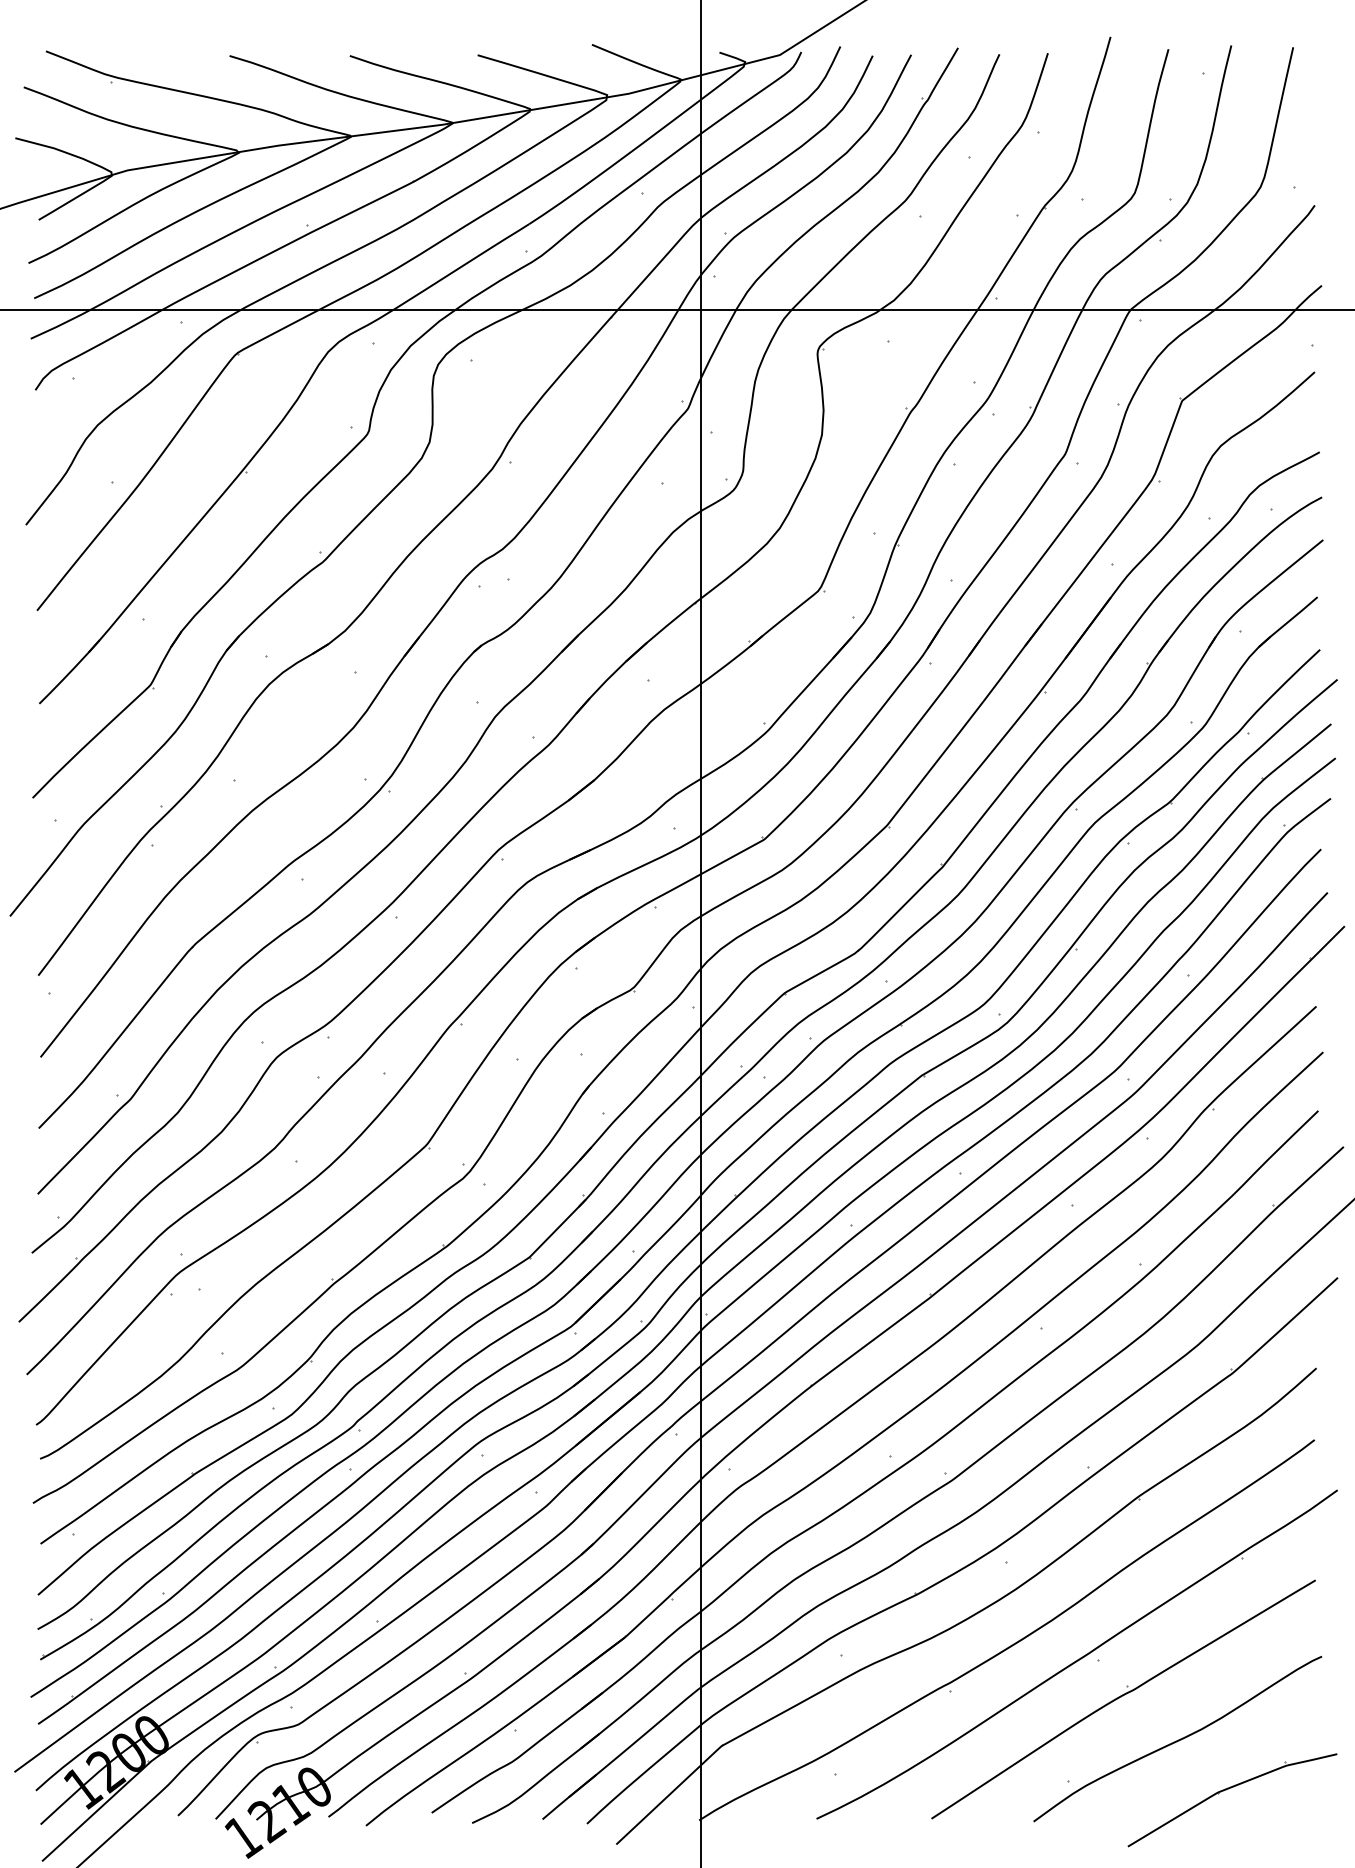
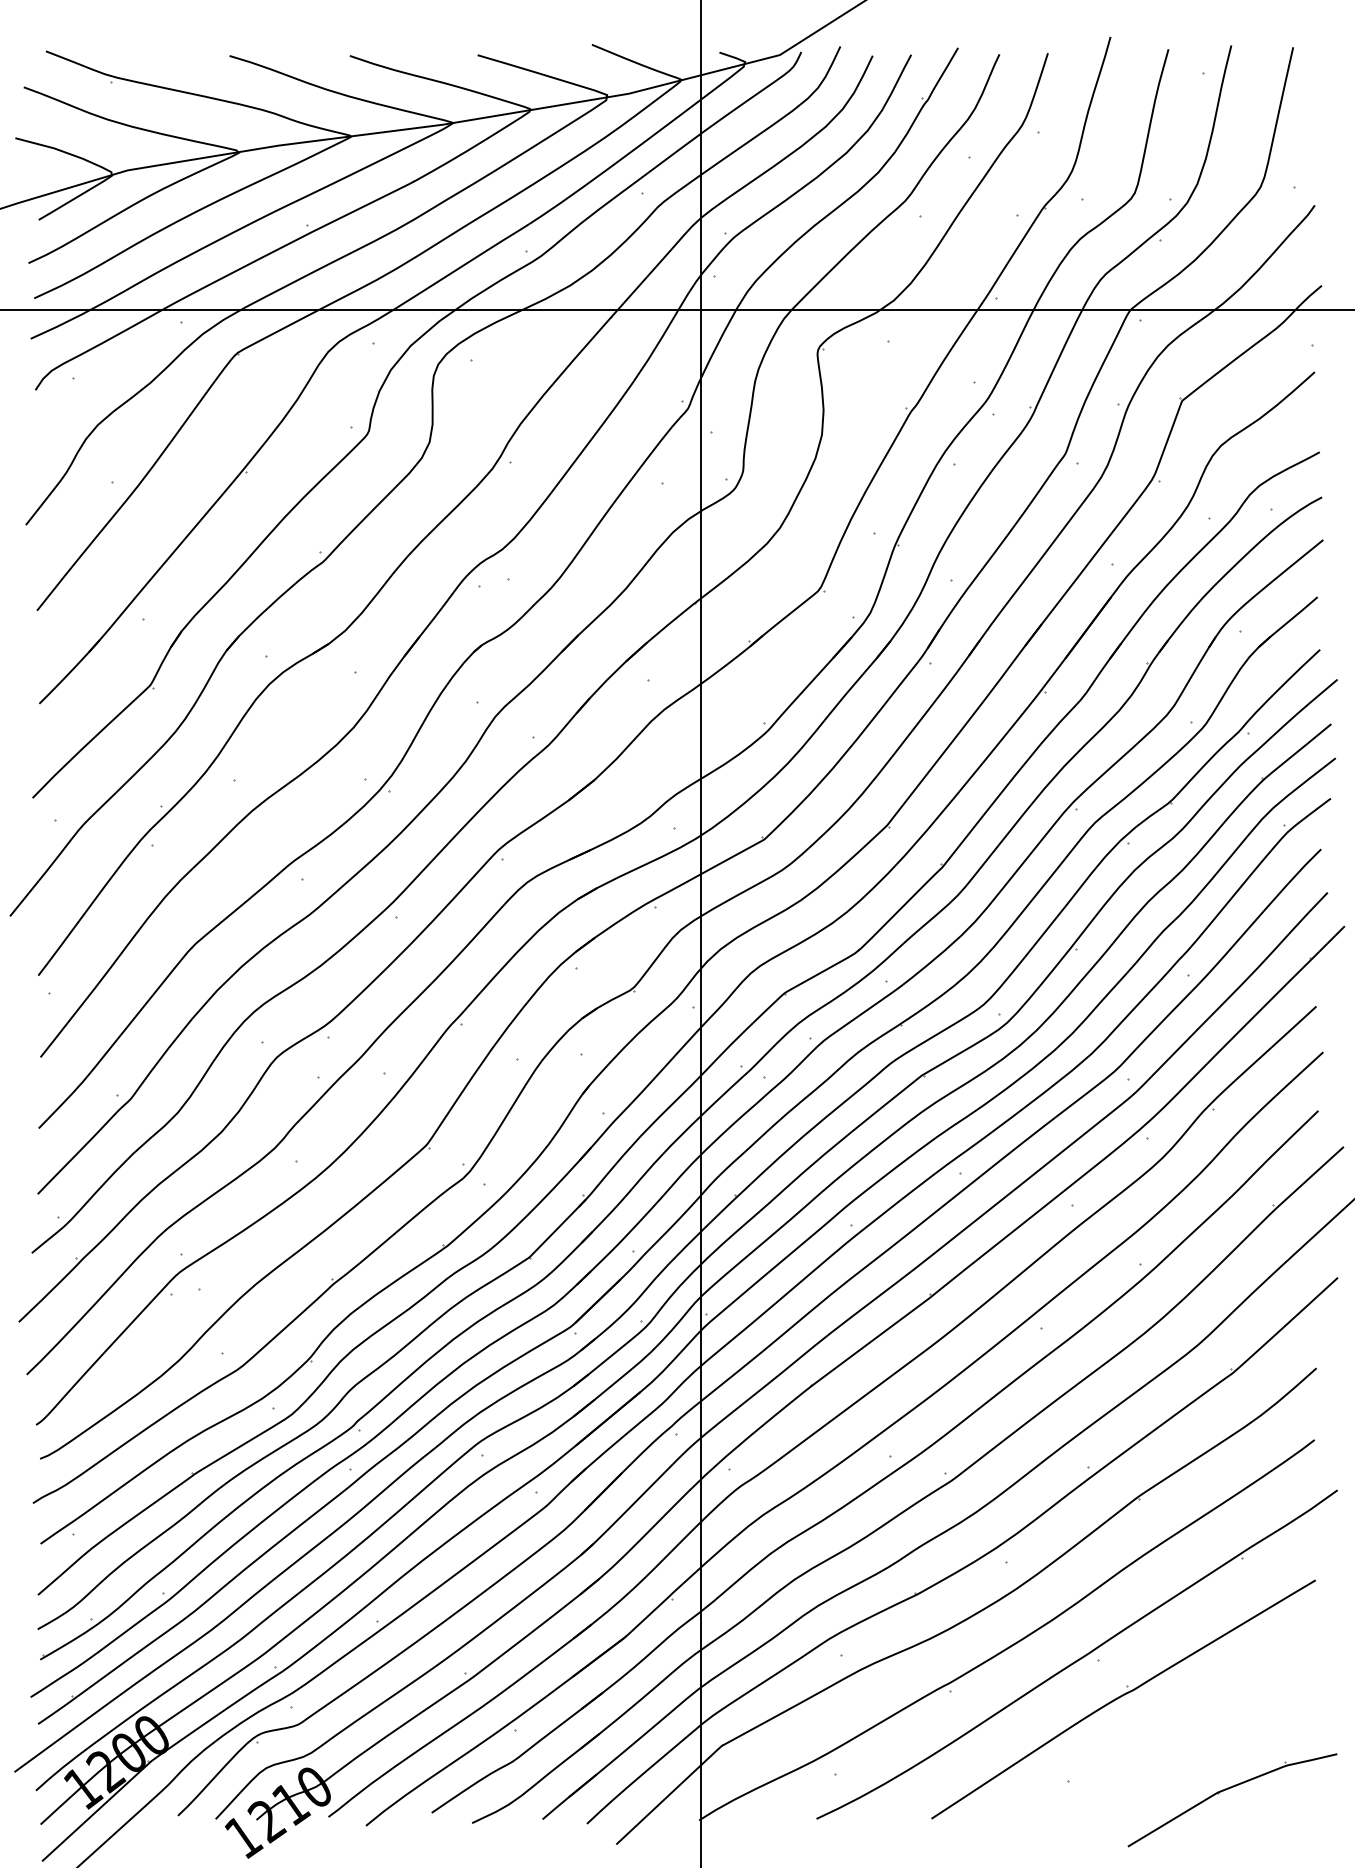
curve: present -> none (1178, 1739)
